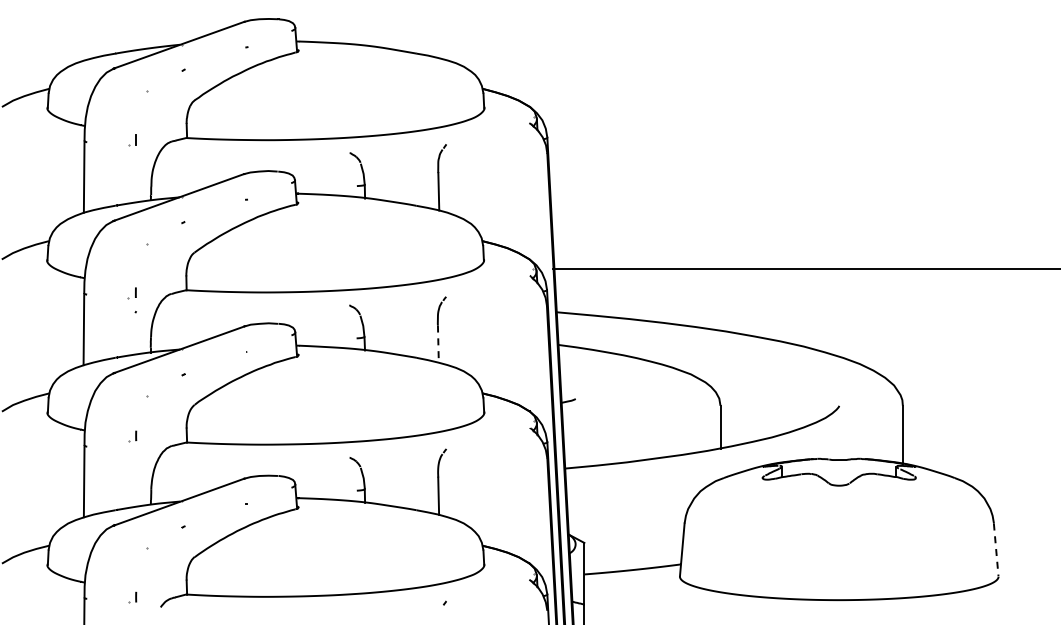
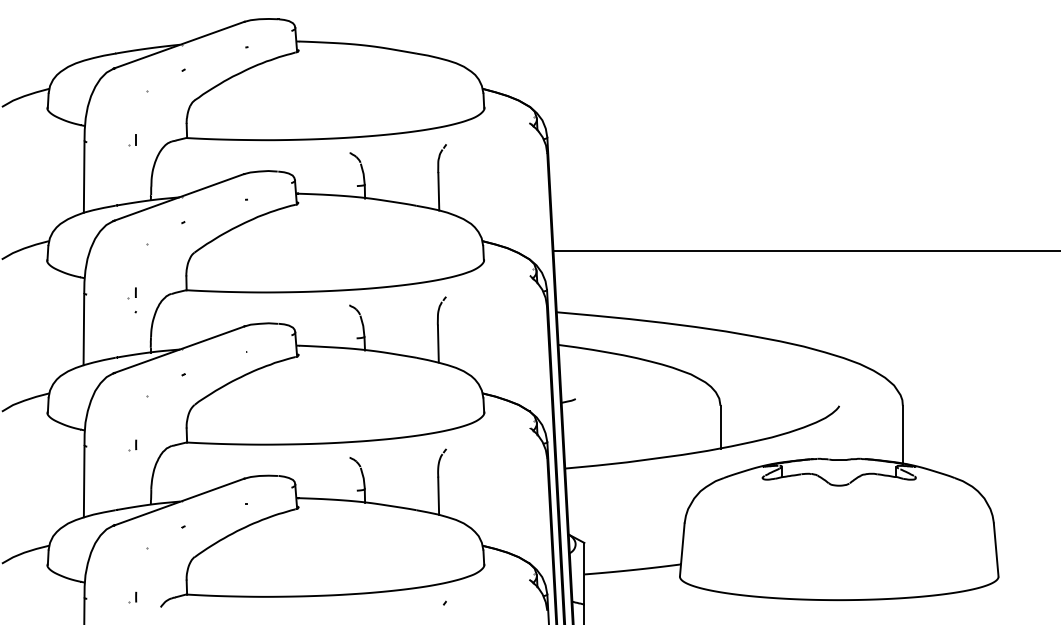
line position: (805, 269) -> (805, 251) (805, 251)
line: dashed -> solid (438, 344)
part position: (132, 436) -> (132, 445) (132, 445)
line: dashed -> solid (996, 550)
